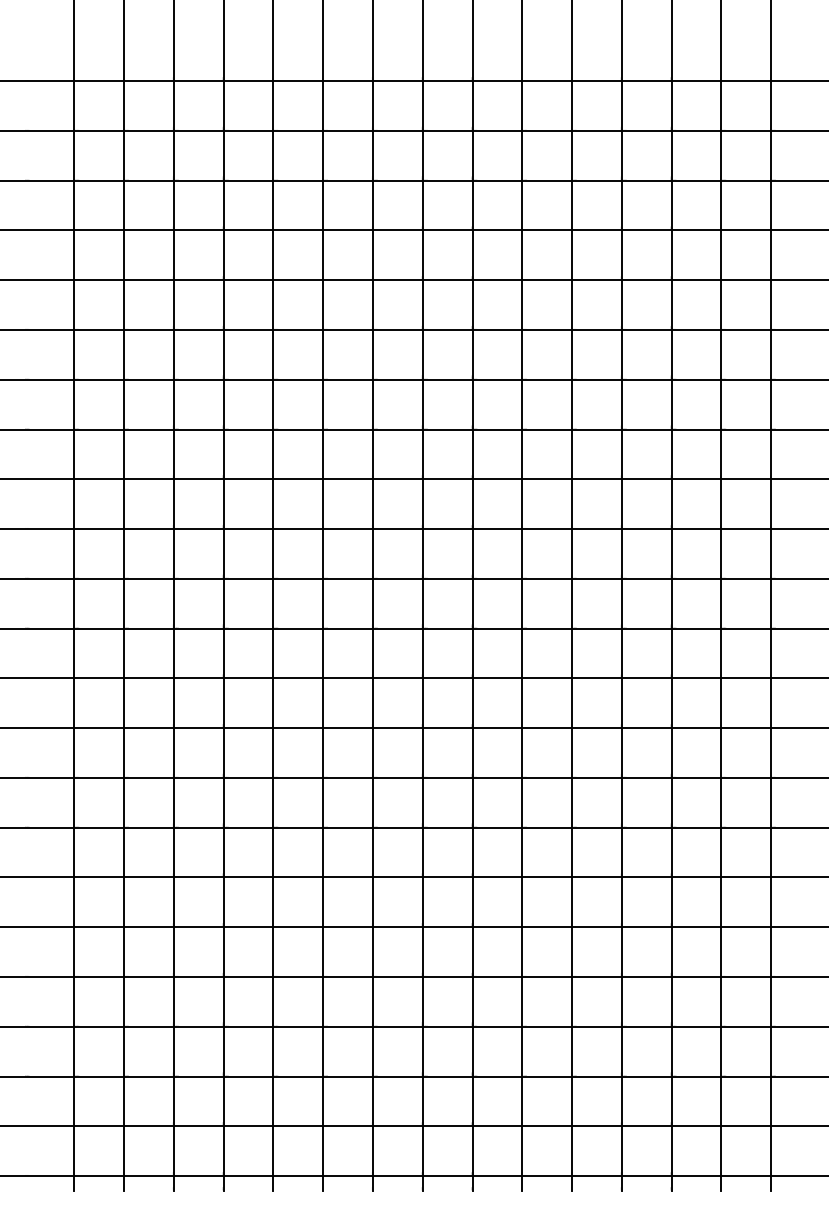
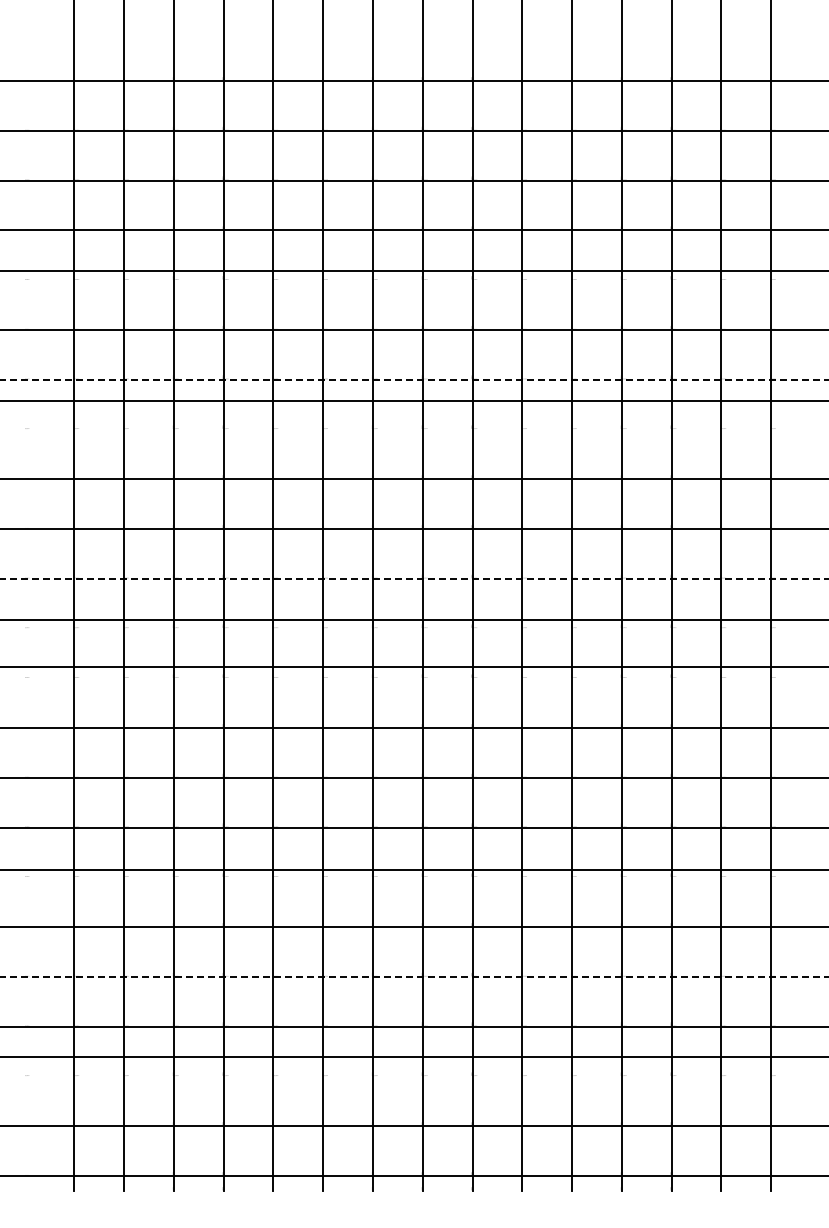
line position: (413, 280) -> (413, 271) (413, 271)
line: solid -> dashed (414, 379)
line position: (413, 429) -> (413, 400) (413, 400)
line: solid -> dashed (414, 578)
line position: (413, 628) -> (413, 619) (413, 619)
line position: (413, 678) -> (413, 667) (413, 667)
line position: (413, 877) -> (413, 870) (413, 870)
line: solid -> dashed (414, 977)
line position: (413, 1076) -> (413, 1056) (413, 1056)
